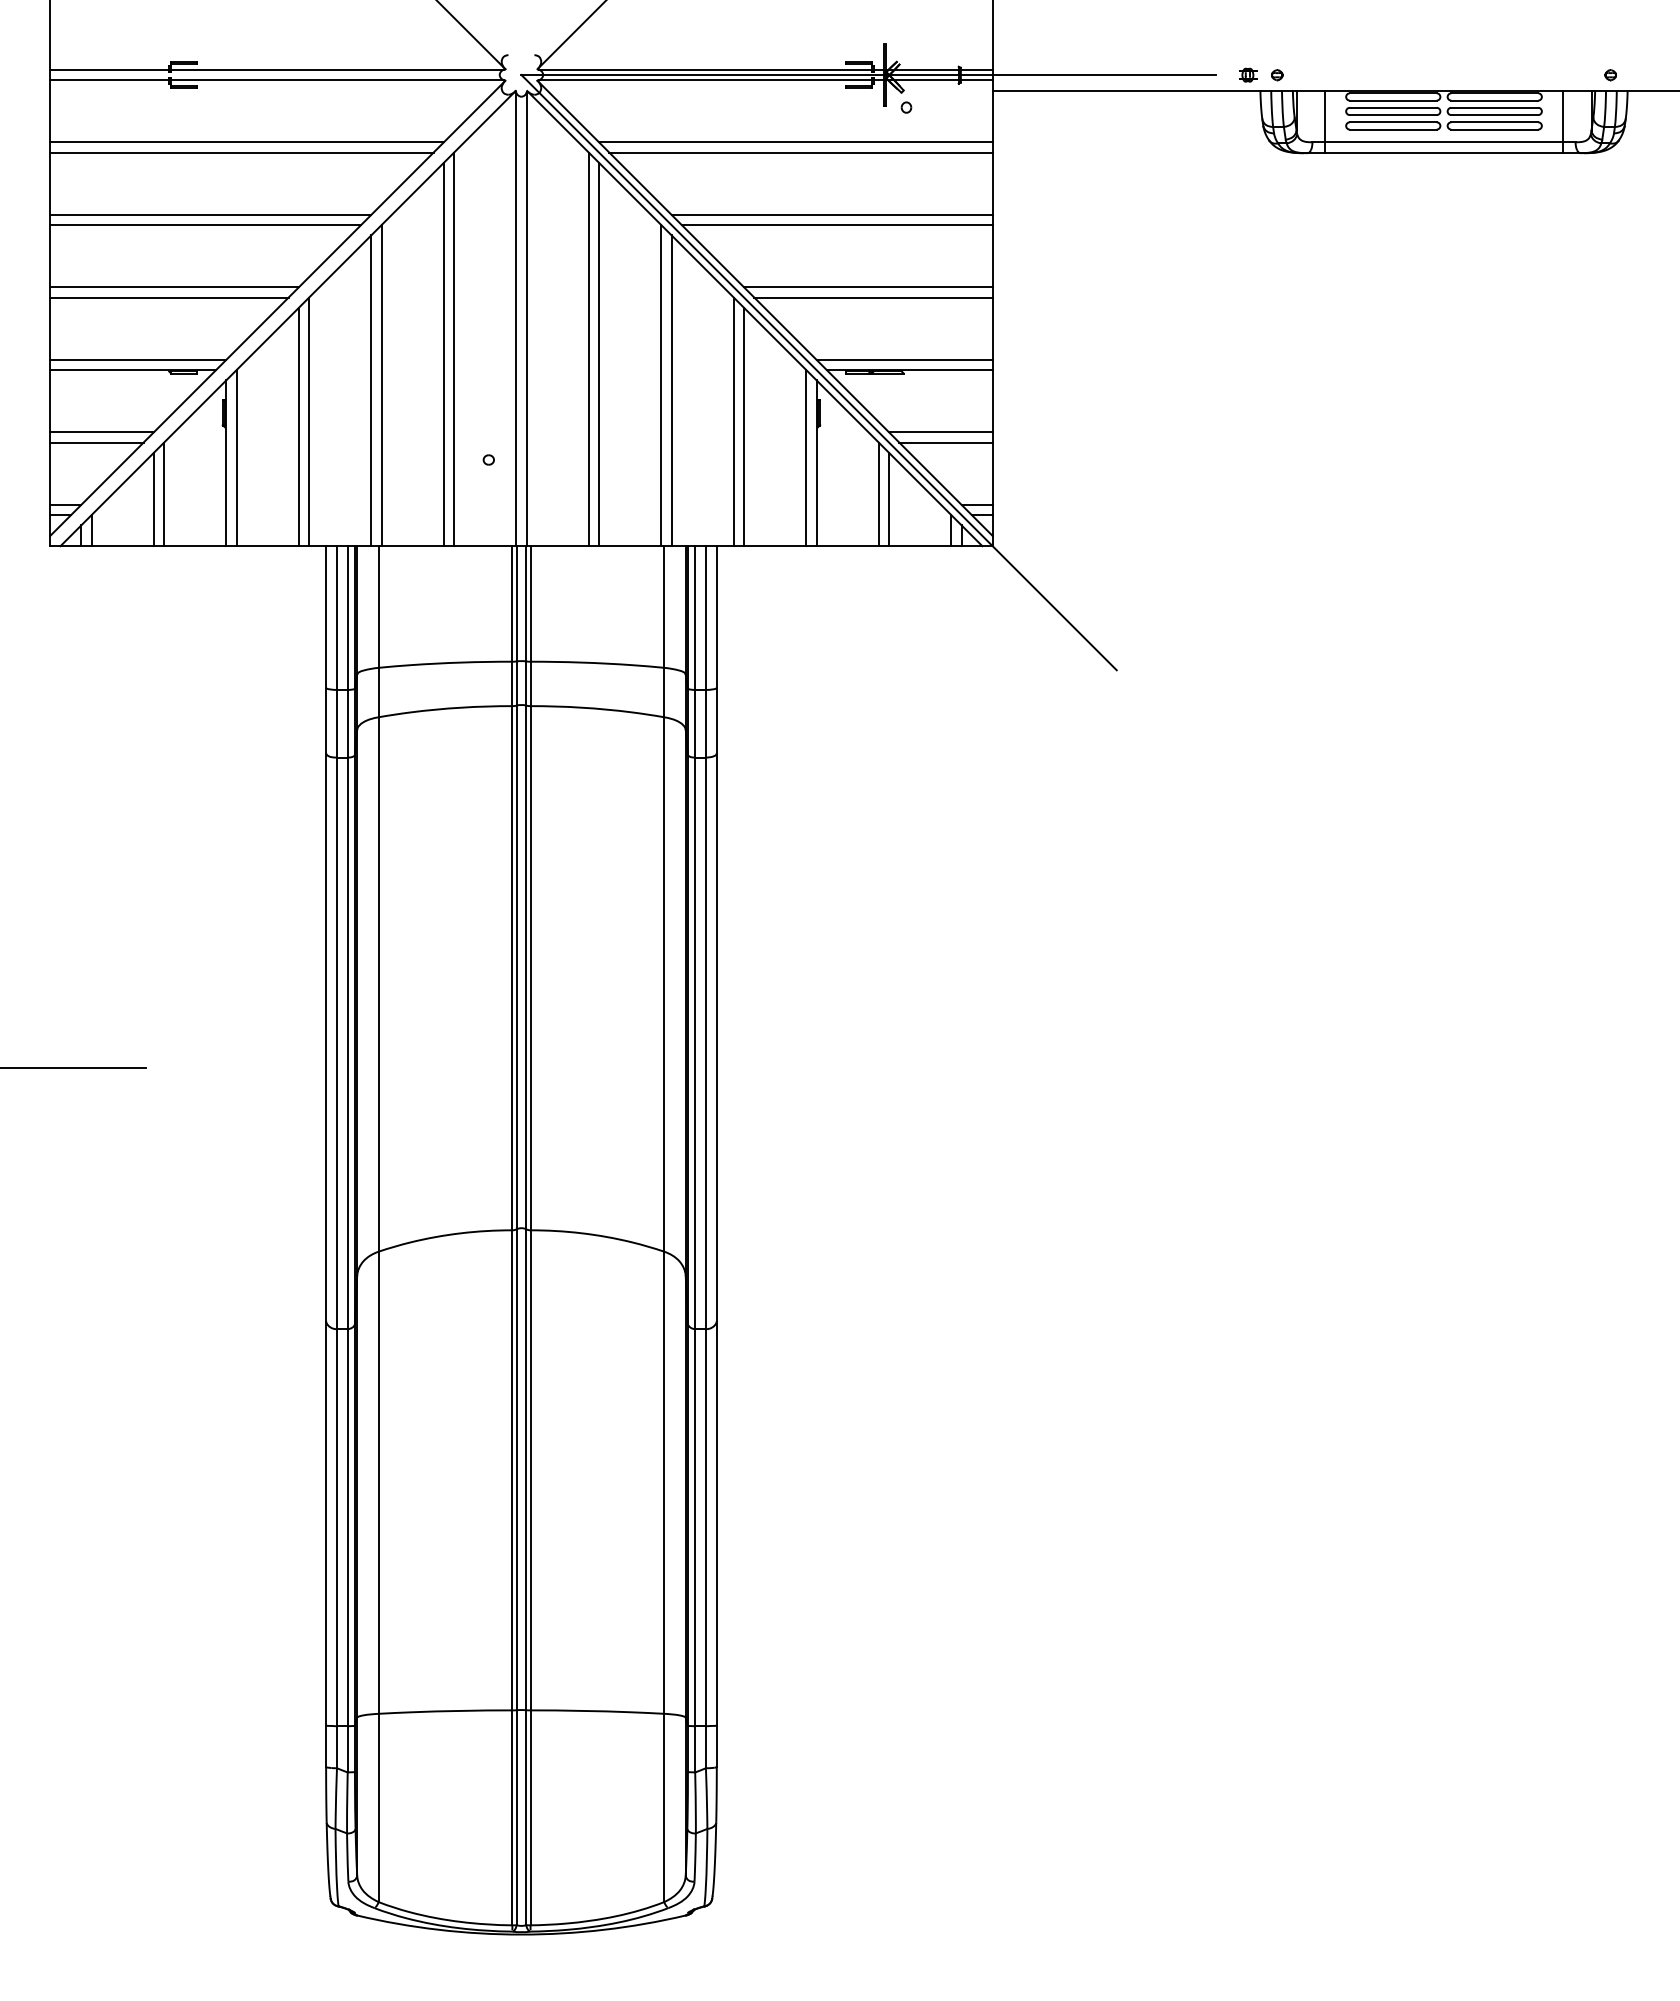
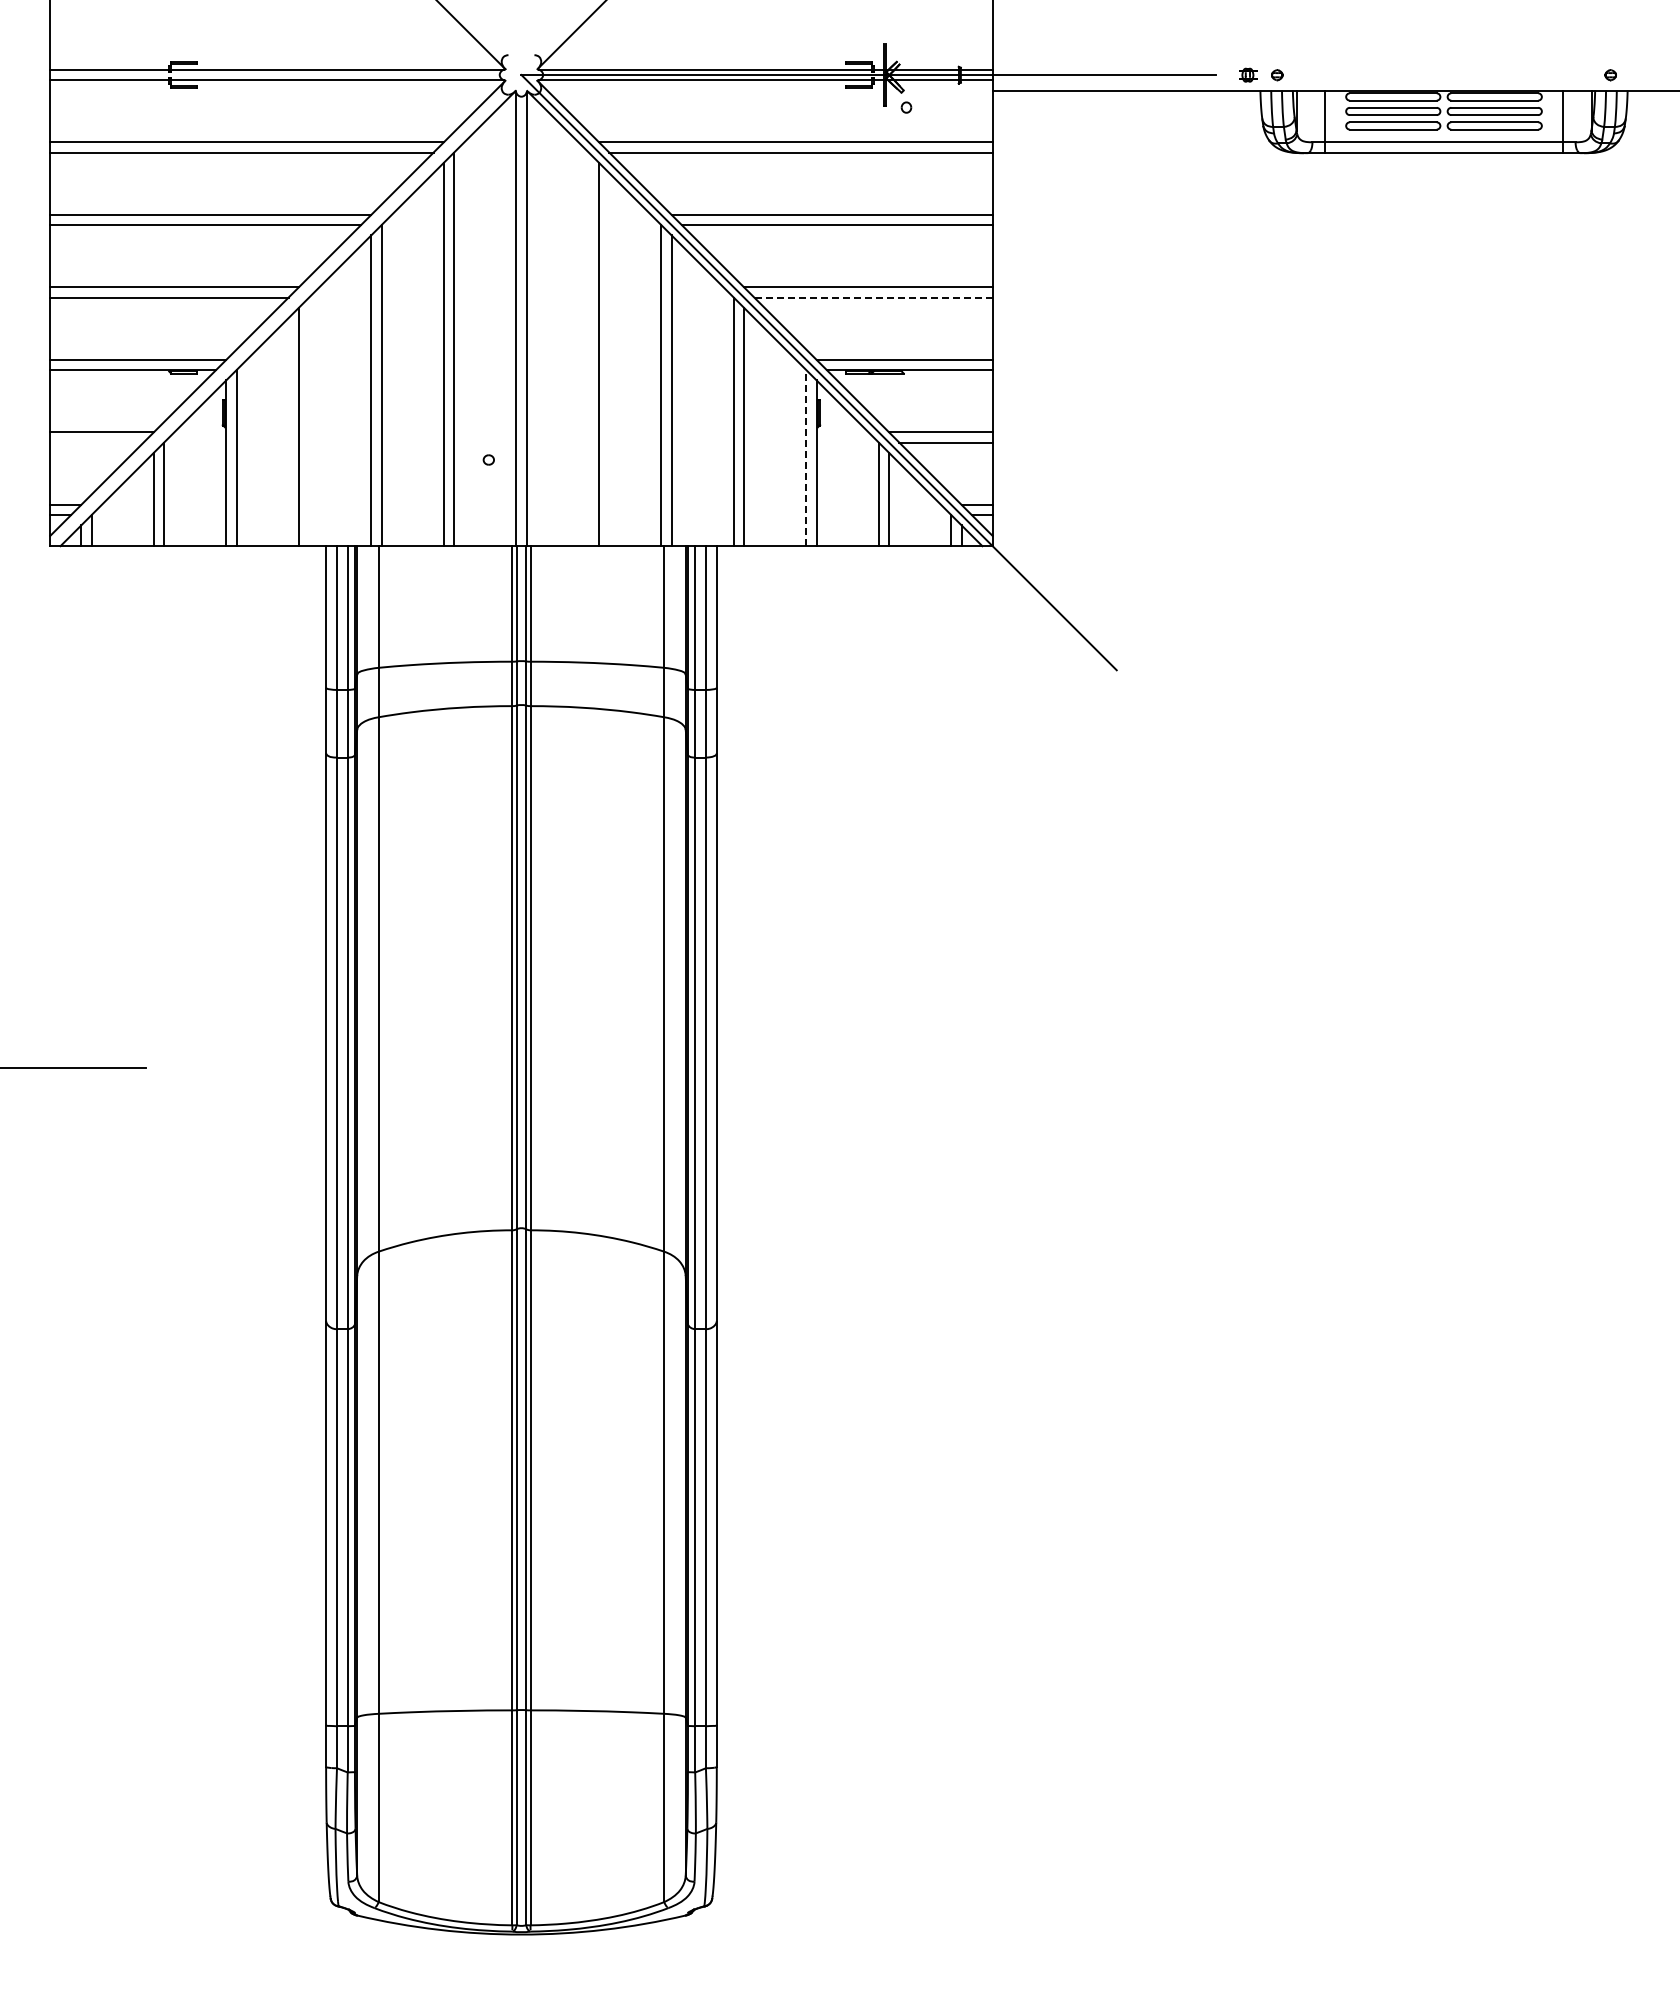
line: solid -> dashed (872, 297)
line: present -> none (588, 349)
line: present -> none (309, 421)
line: present -> none (96, 442)
line: solid -> dashed (806, 457)
